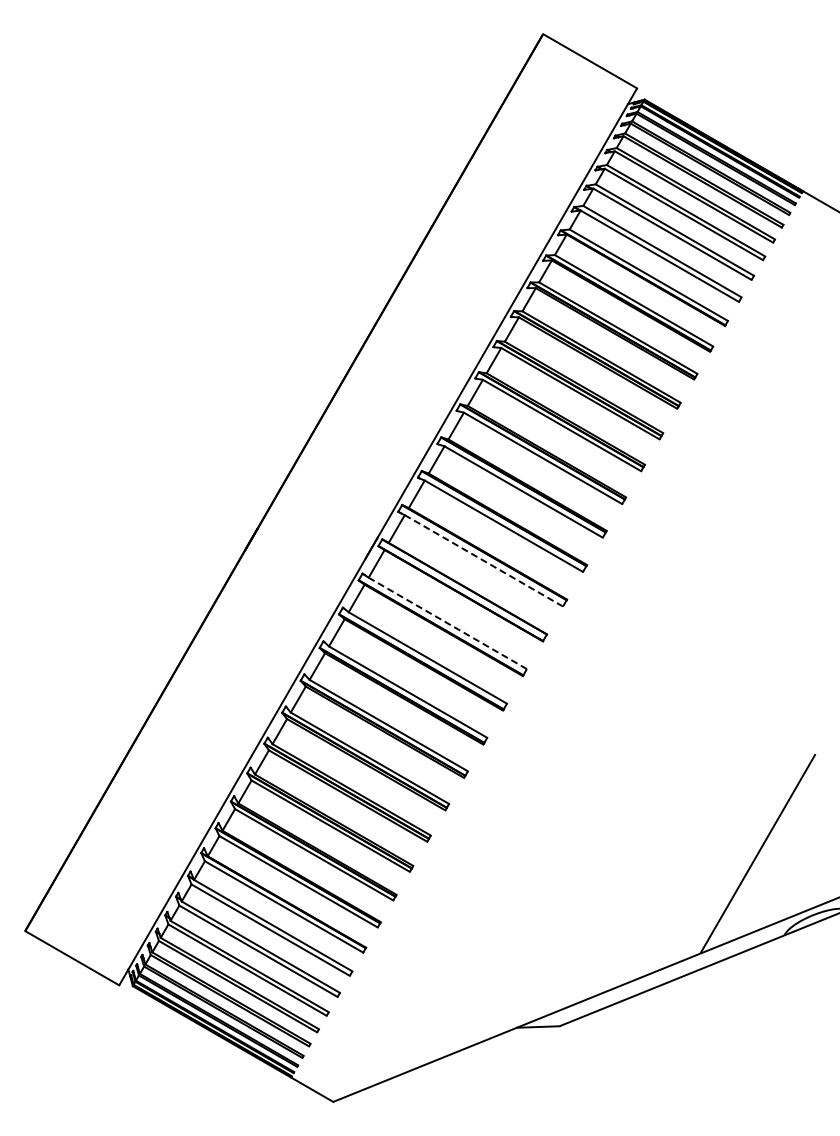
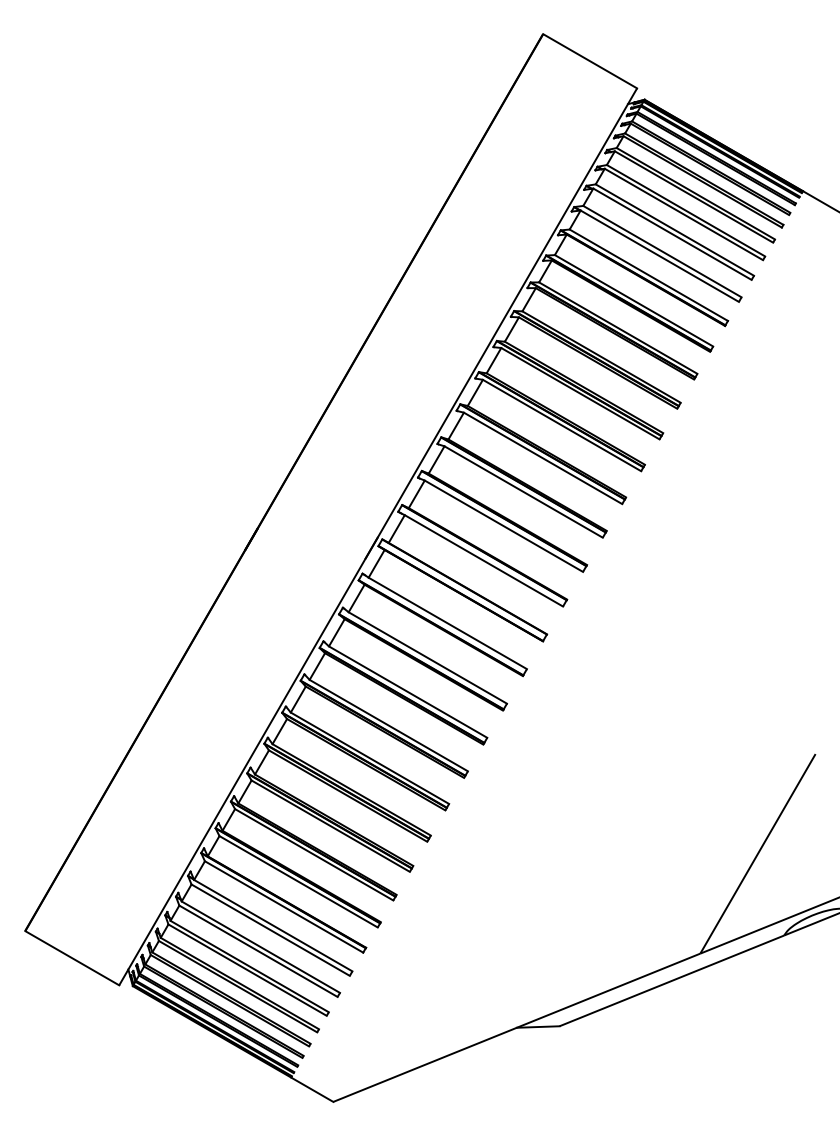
line: dashed -> solid (483, 560)
line: dashed -> solid (447, 623)
